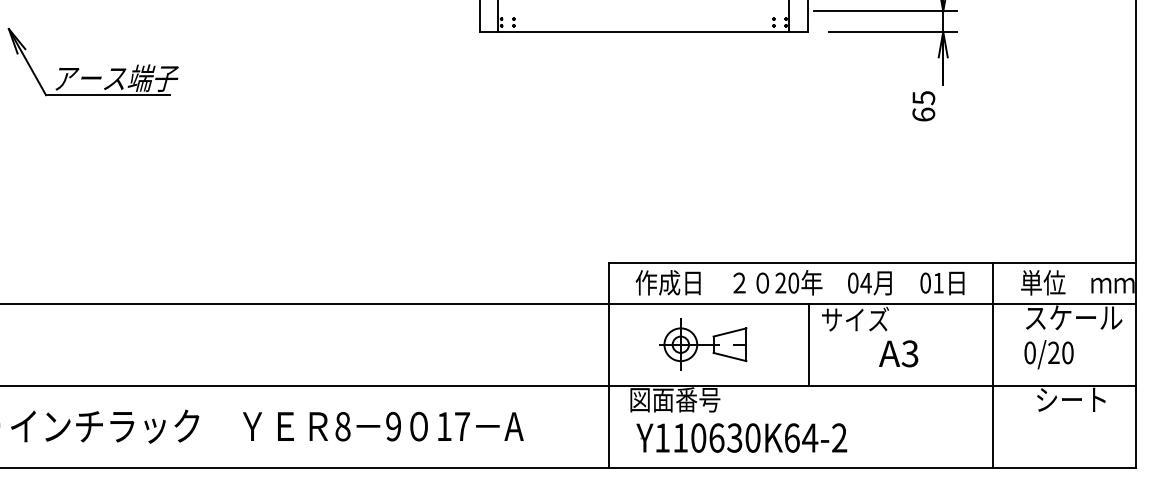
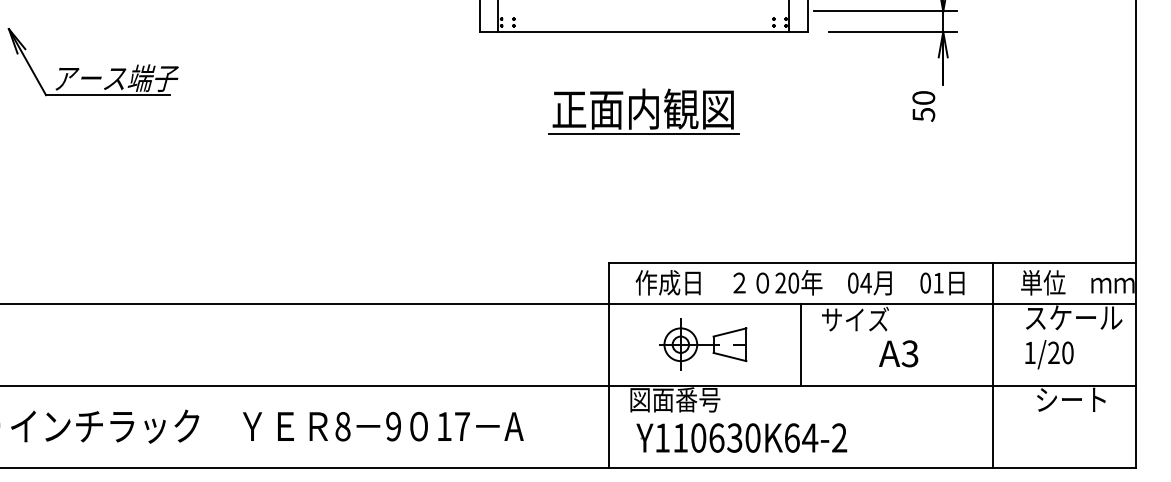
text: 65 -> 50 (923, 106)
part: none -> present (643, 111)
line position: (809, 344) -> (801, 344) (801, 344)
text: 0/20 -> 1/20 (1029, 352)
